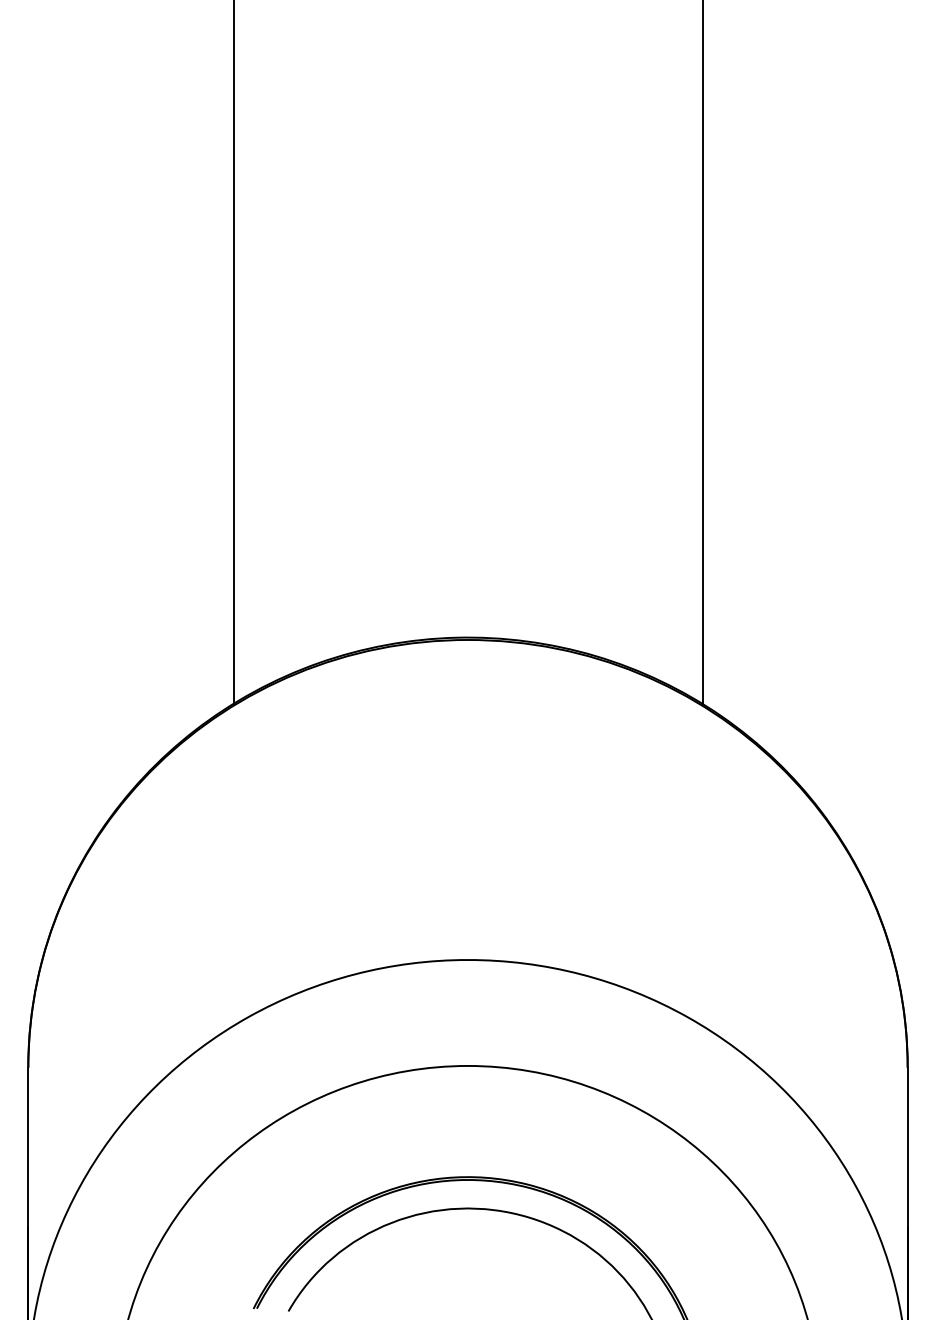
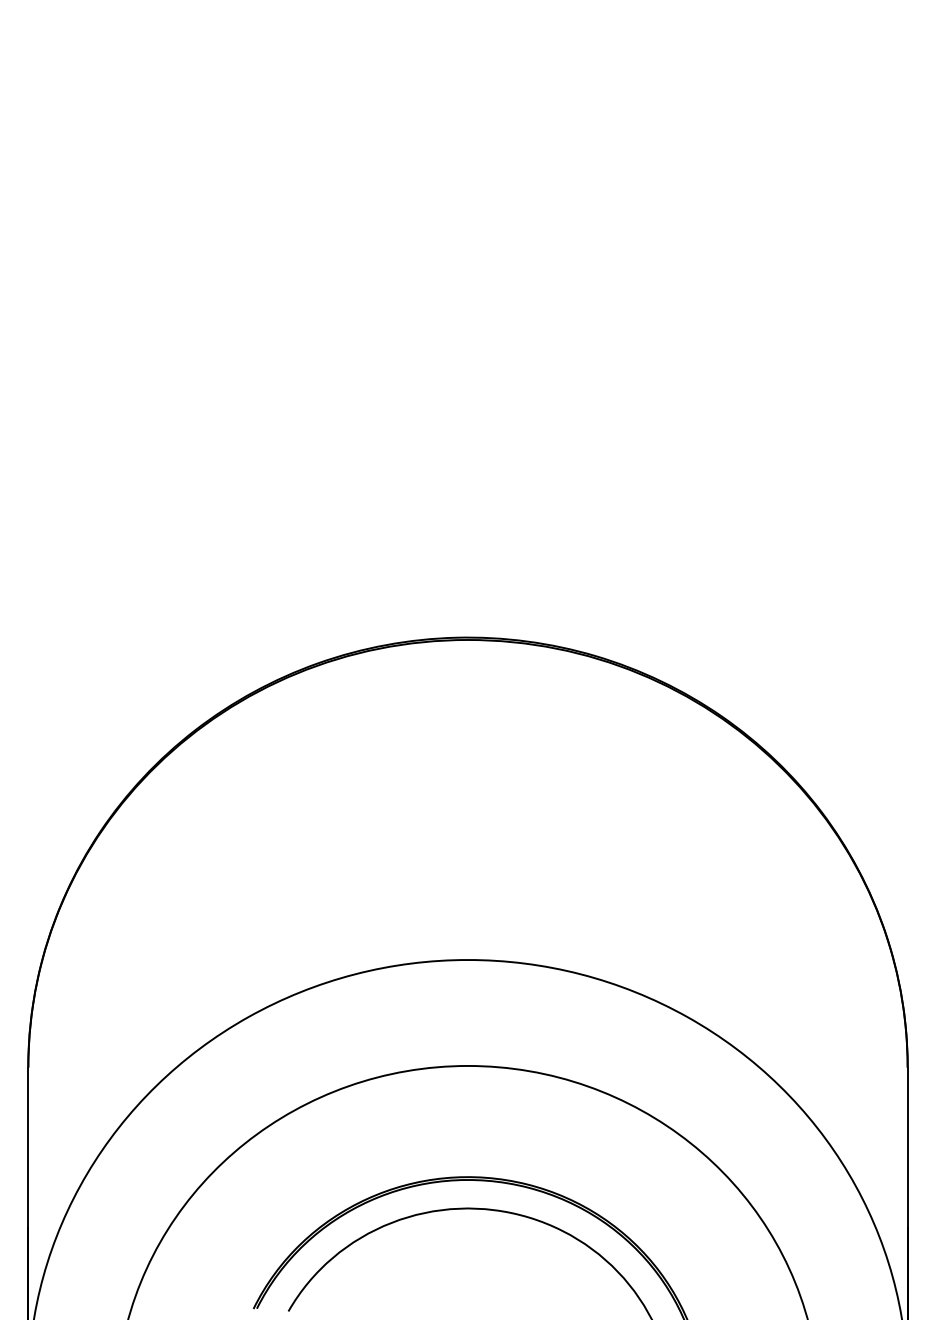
line: present -> none (233, 352)
line: present -> none (702, 352)
